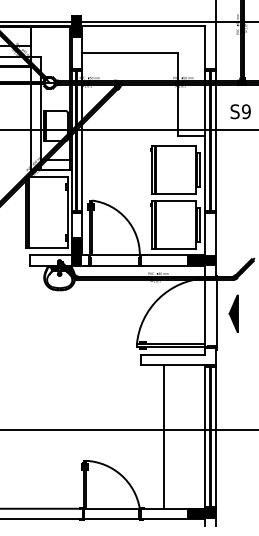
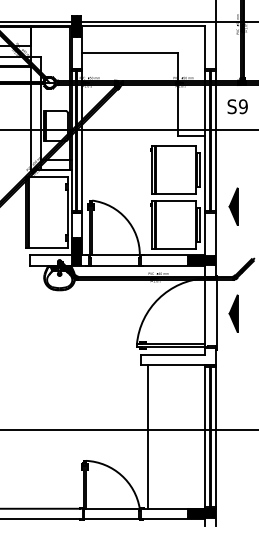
text position: (240, 111) -> (237, 106) (237, 106)
part: none -> present (233, 206)
line position: (163, 436) -> (147, 436) (147, 436)
